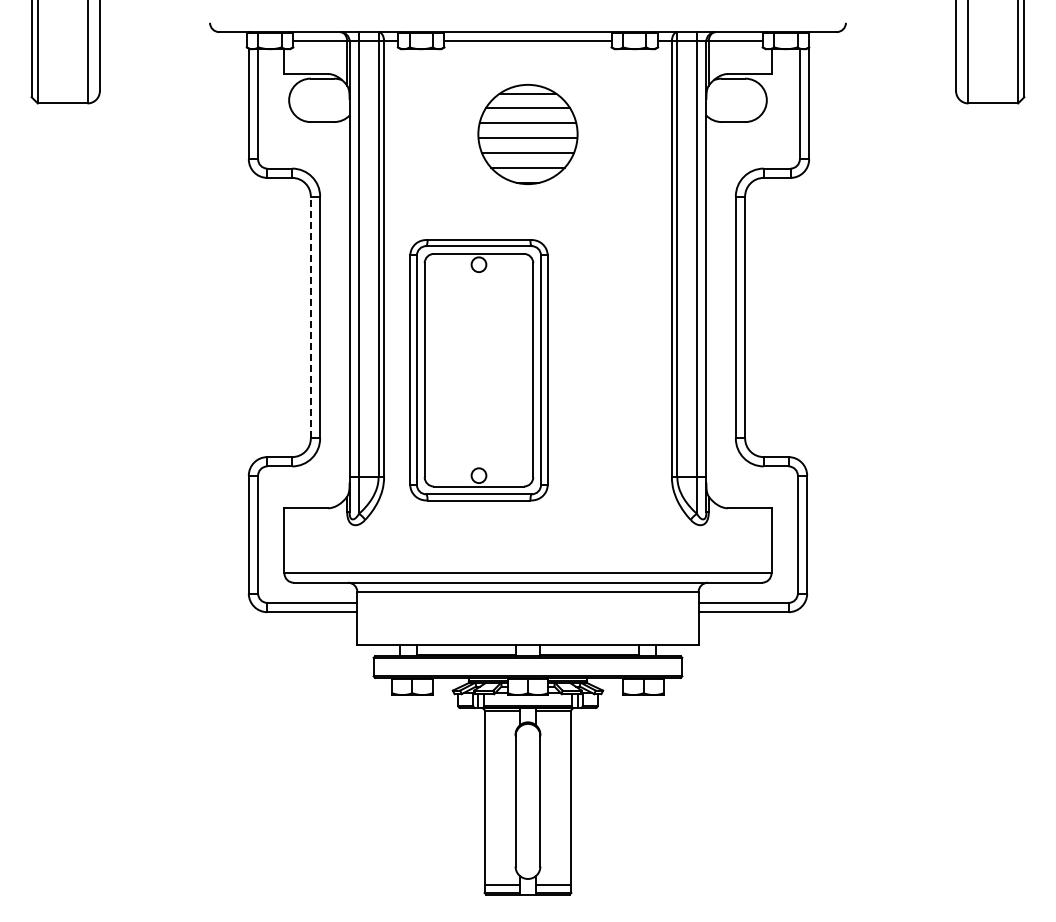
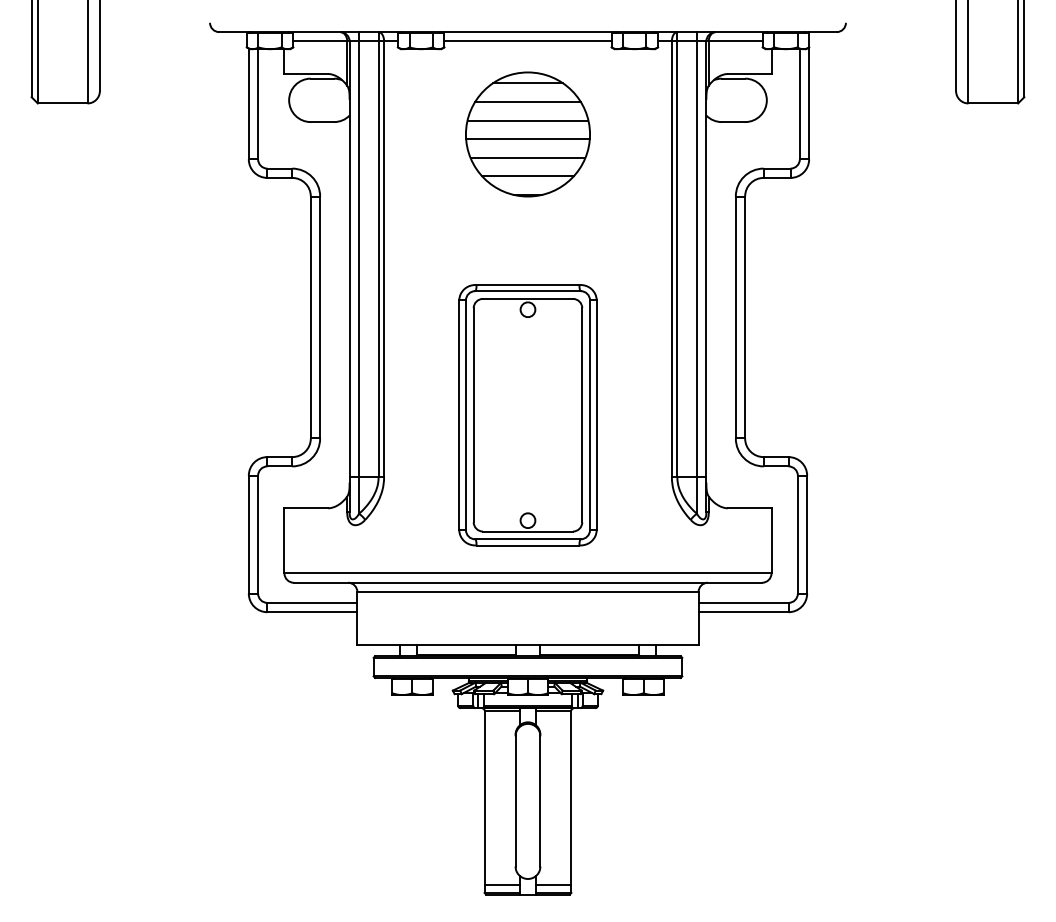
part size: 102x101 px -> 126x127 px (527, 134)
line: dashed -> solid (310, 317)
part position: (478, 370) -> (527, 415) (527, 415)
